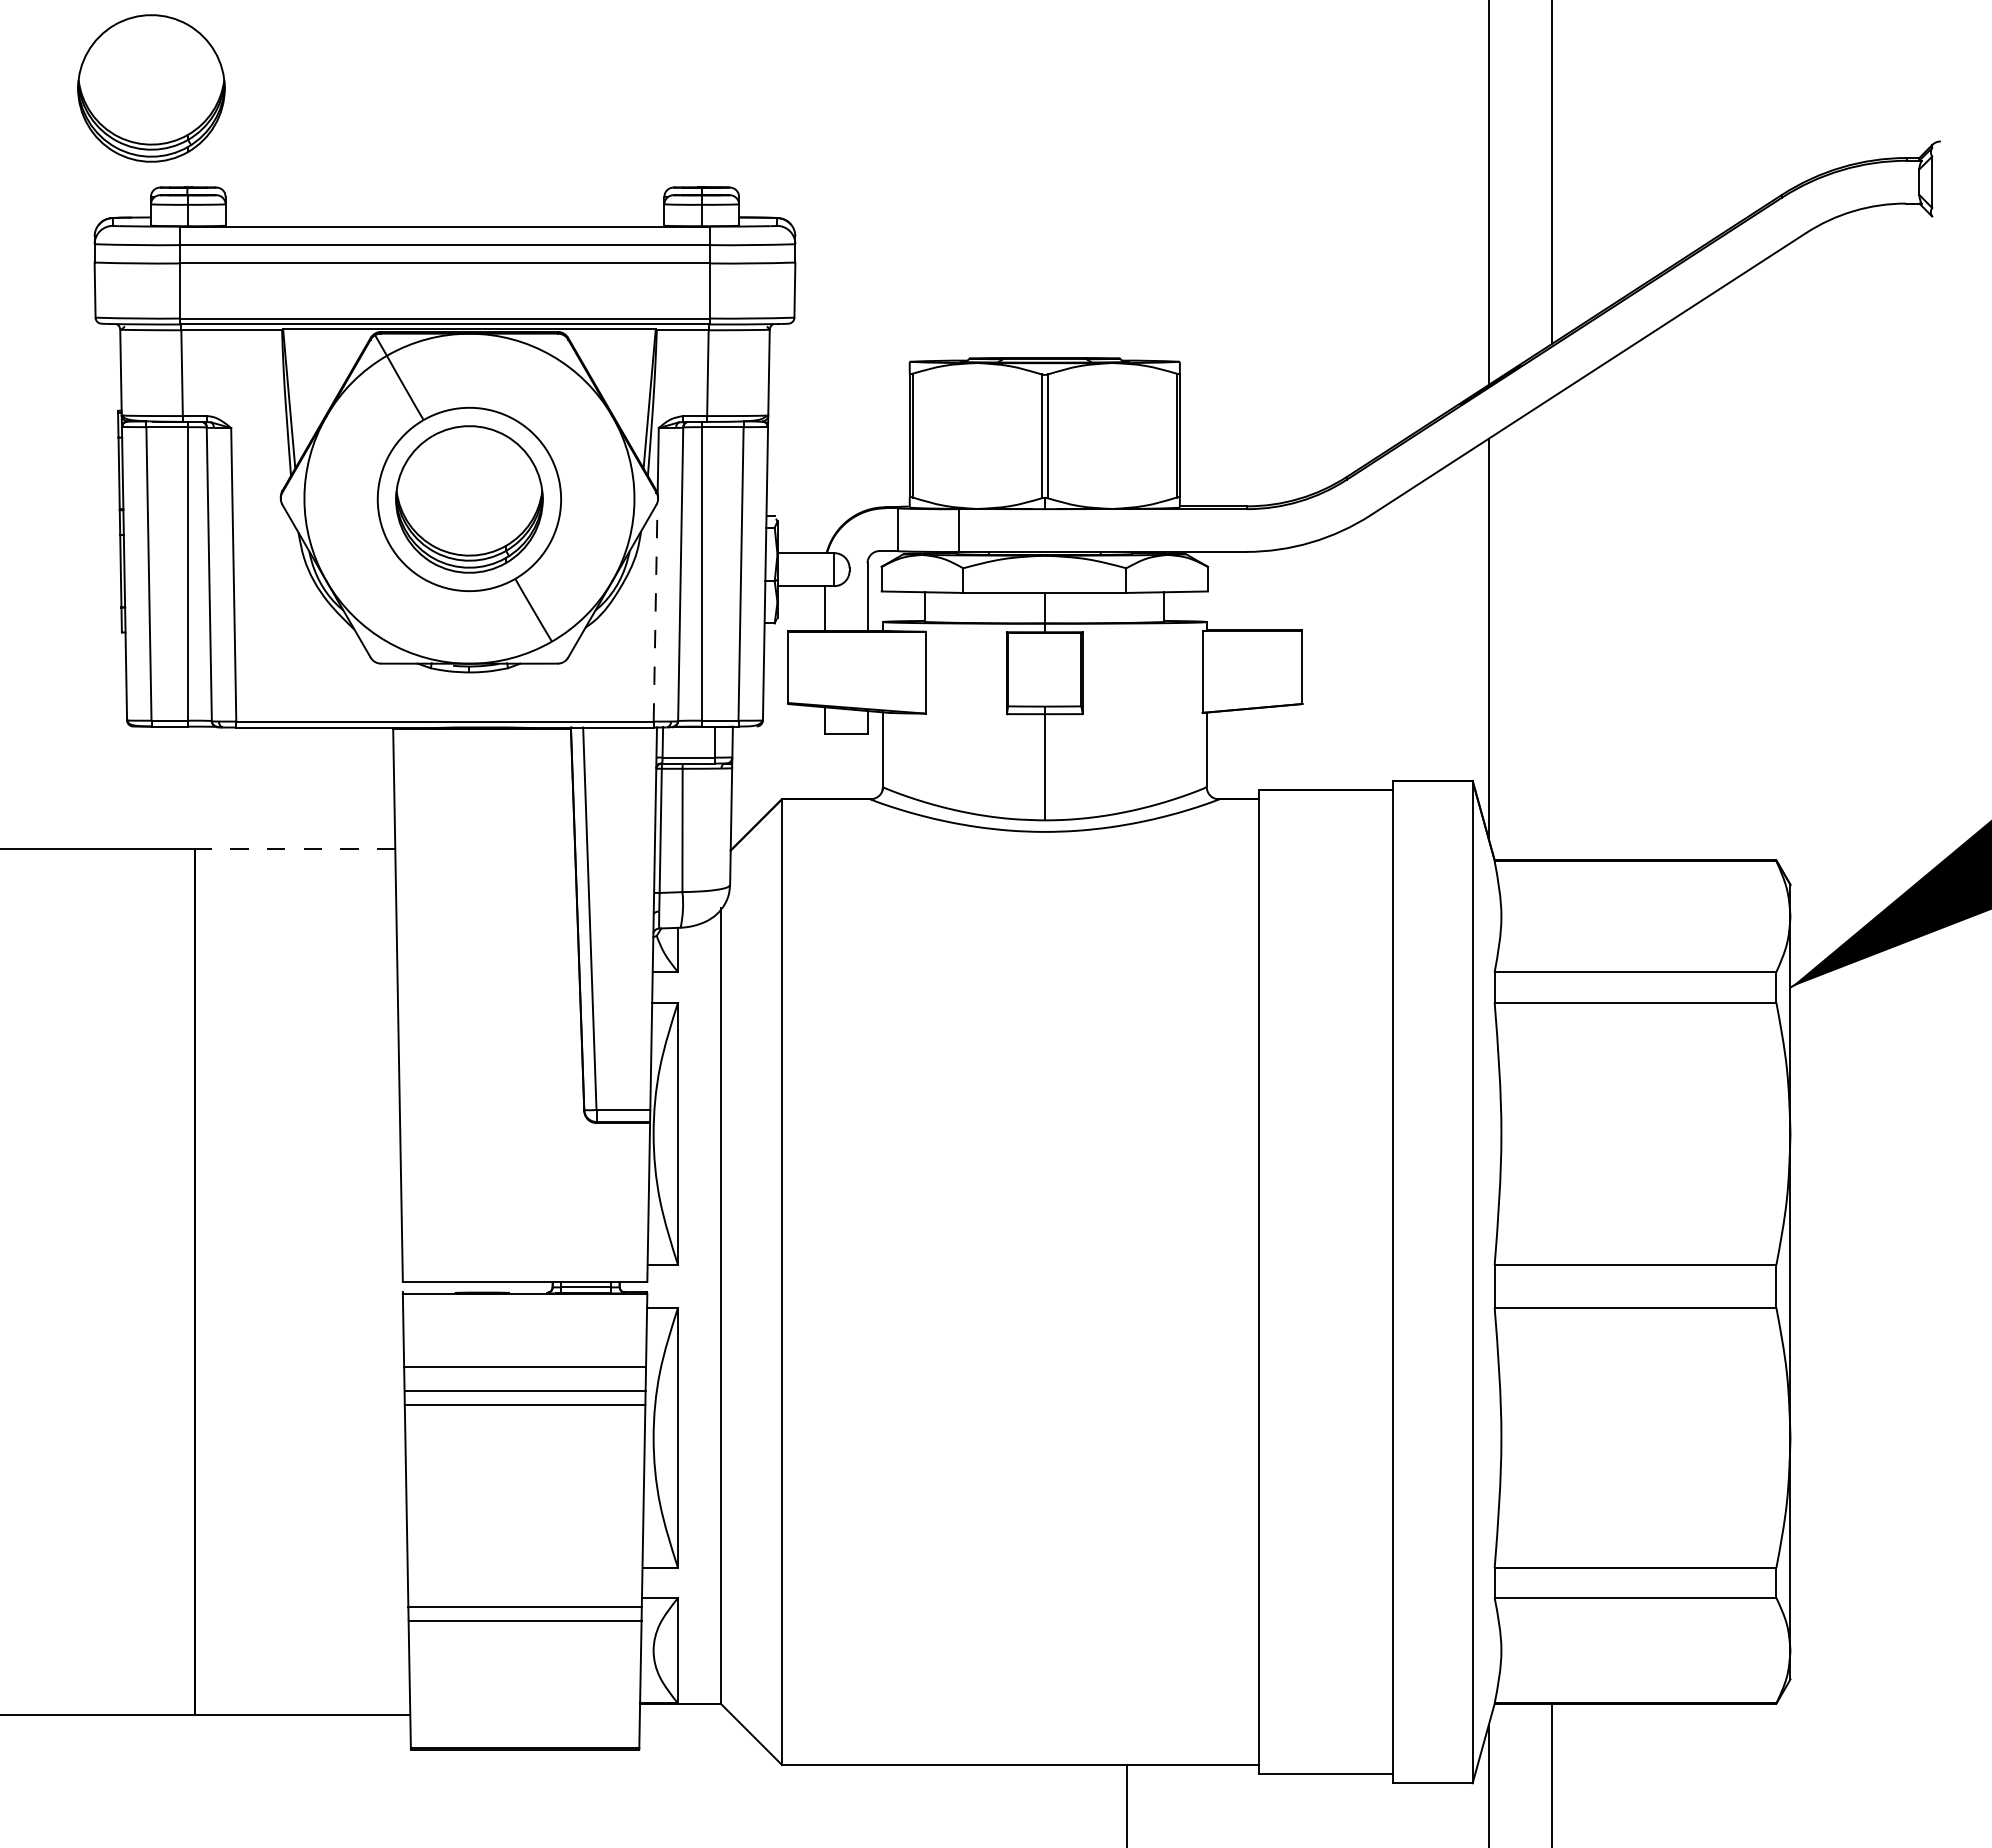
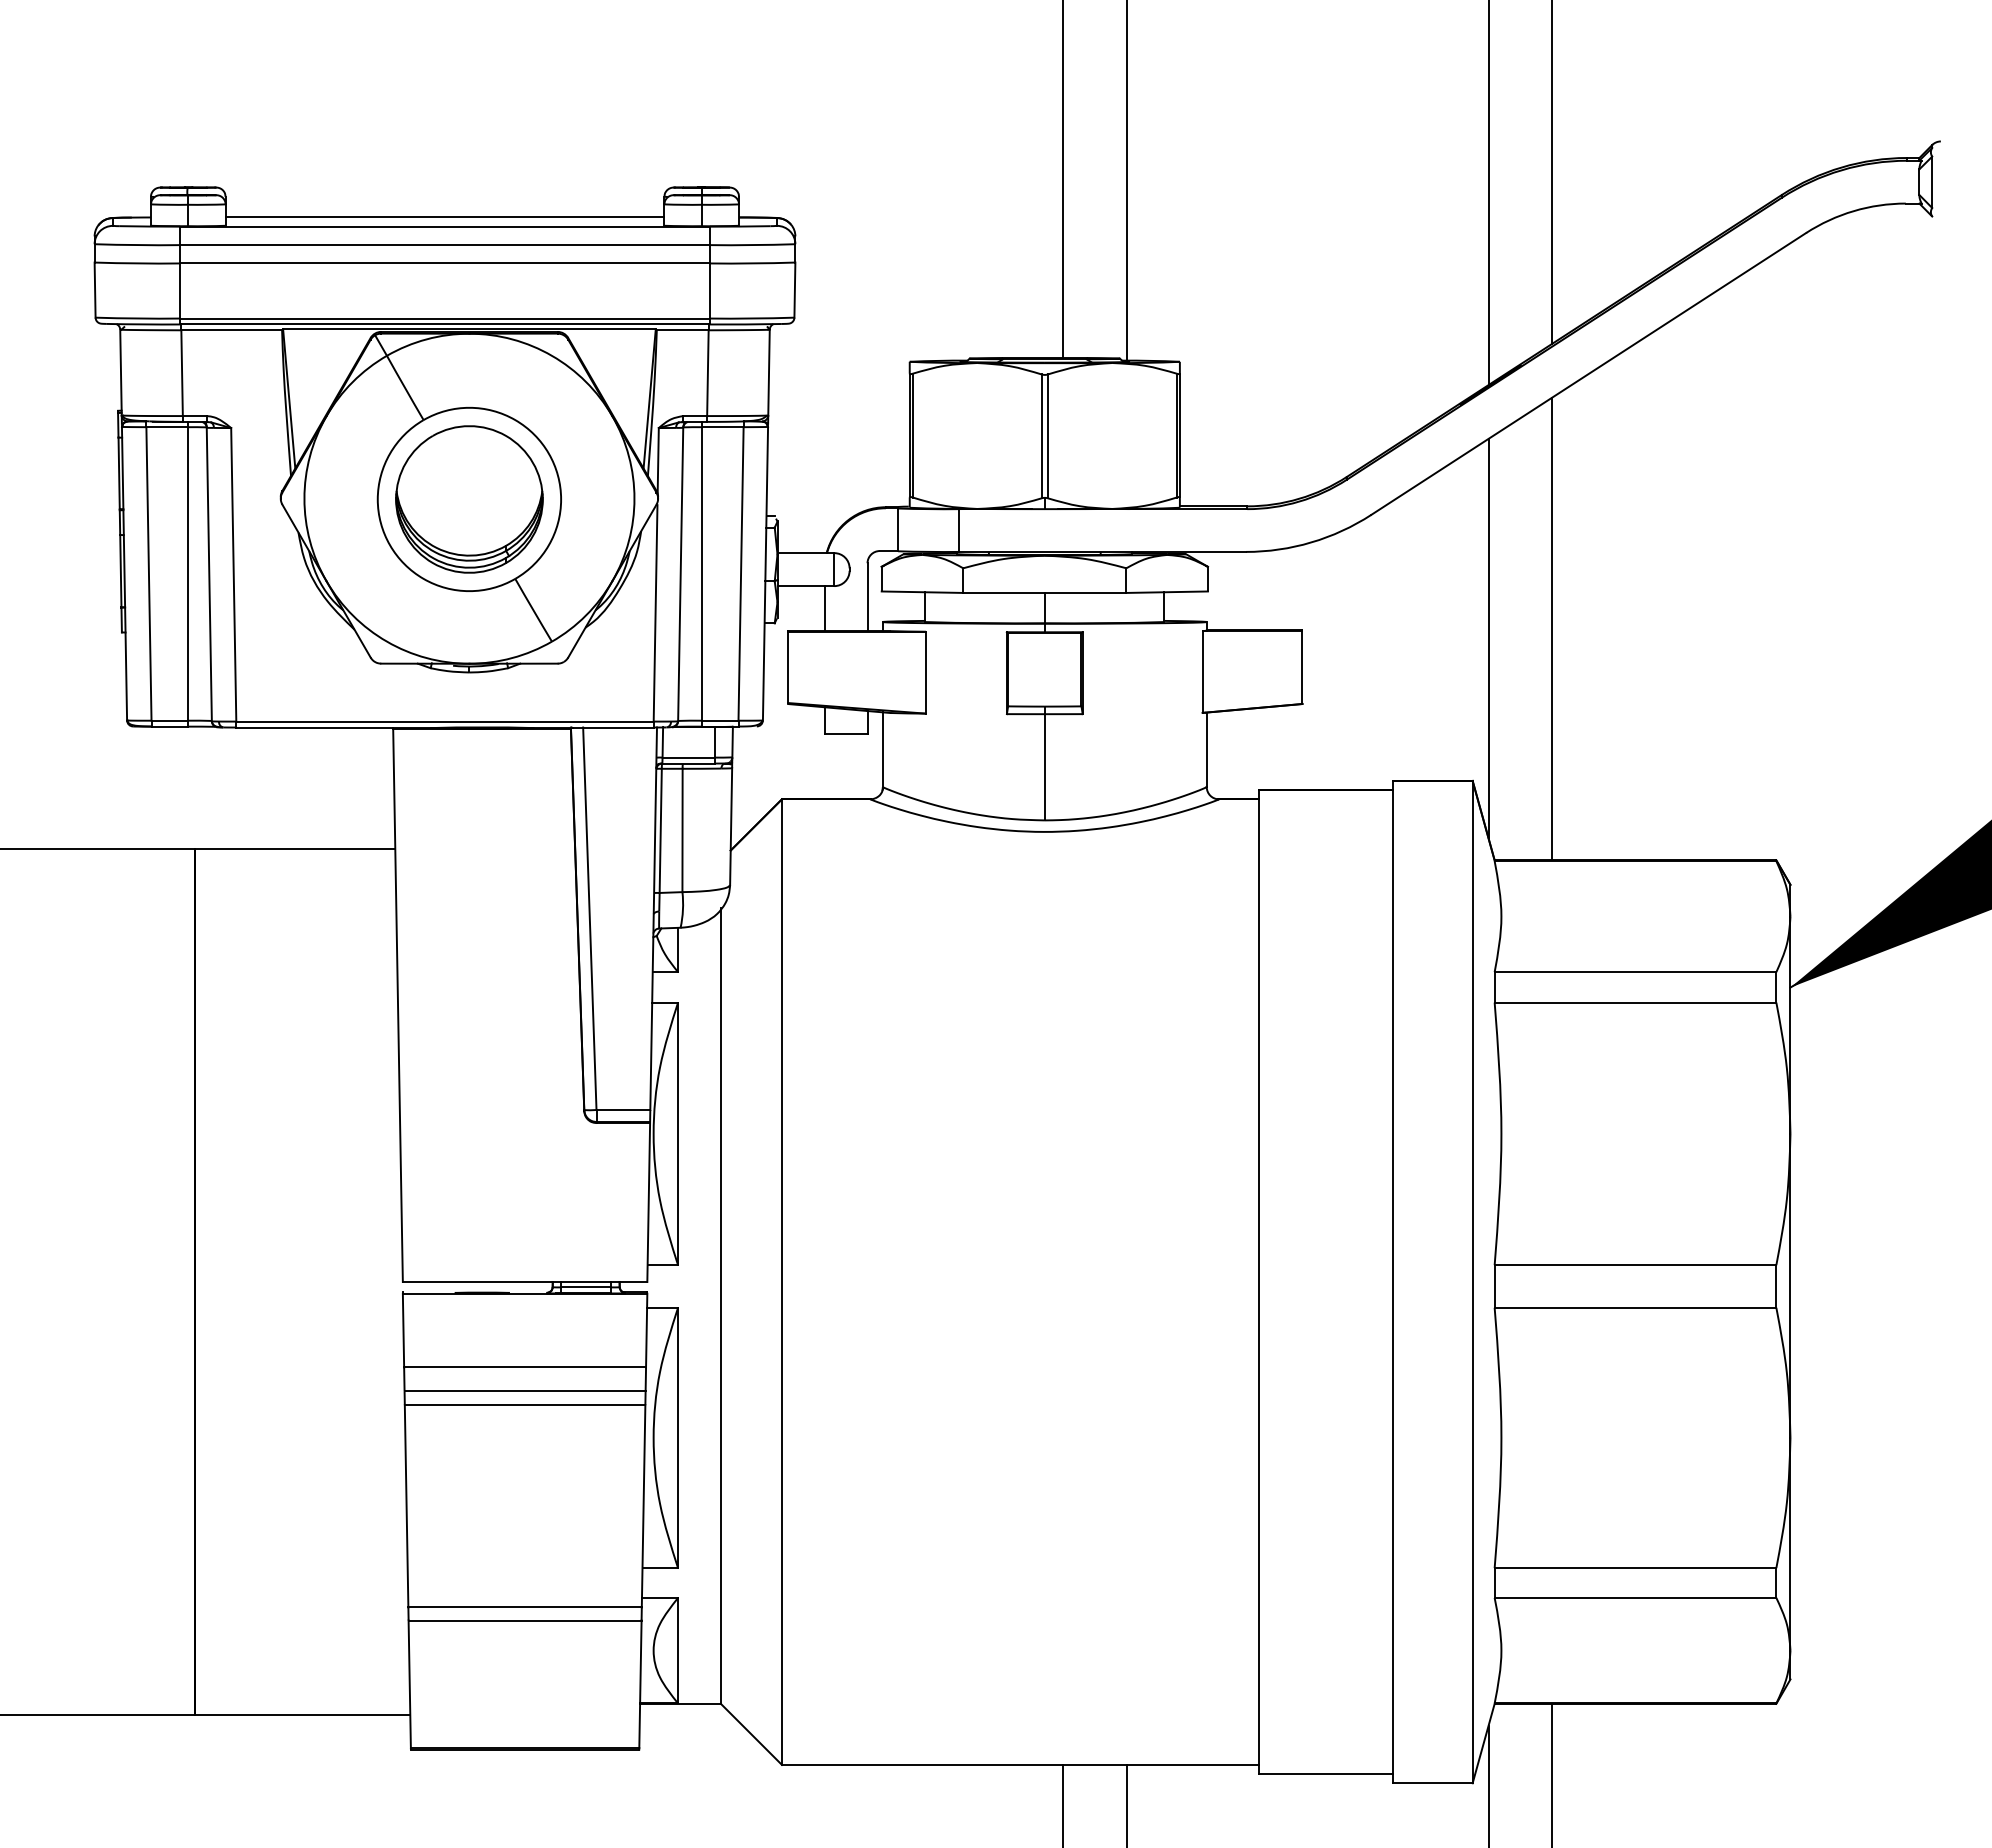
part: present -> none (151, 88)
line: none -> present (1063, 179)
line: none -> present (1126, 181)
line: none -> present (444, 217)
line: dashed -> solid (655, 612)
line: none -> present (1552, 628)
line: dashed -> solid (294, 849)
line: none -> present (1063, 1804)
